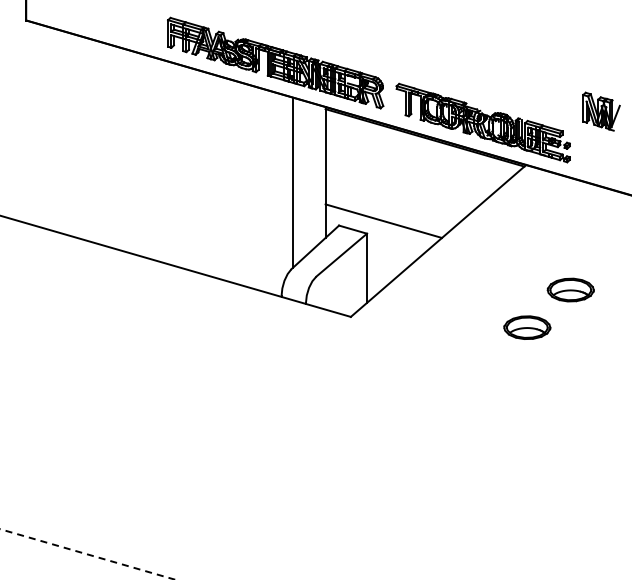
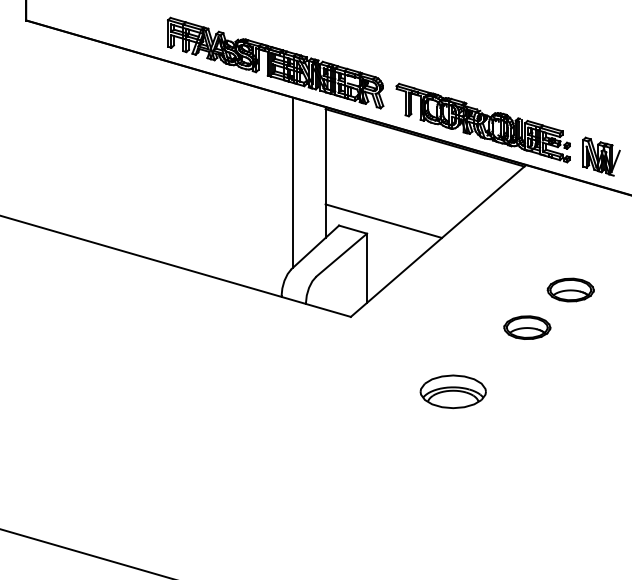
part position: (601, 111) -> (601, 156) (601, 156)
part: none -> present (452, 391)
line: dashed -> solid (88, 554)
